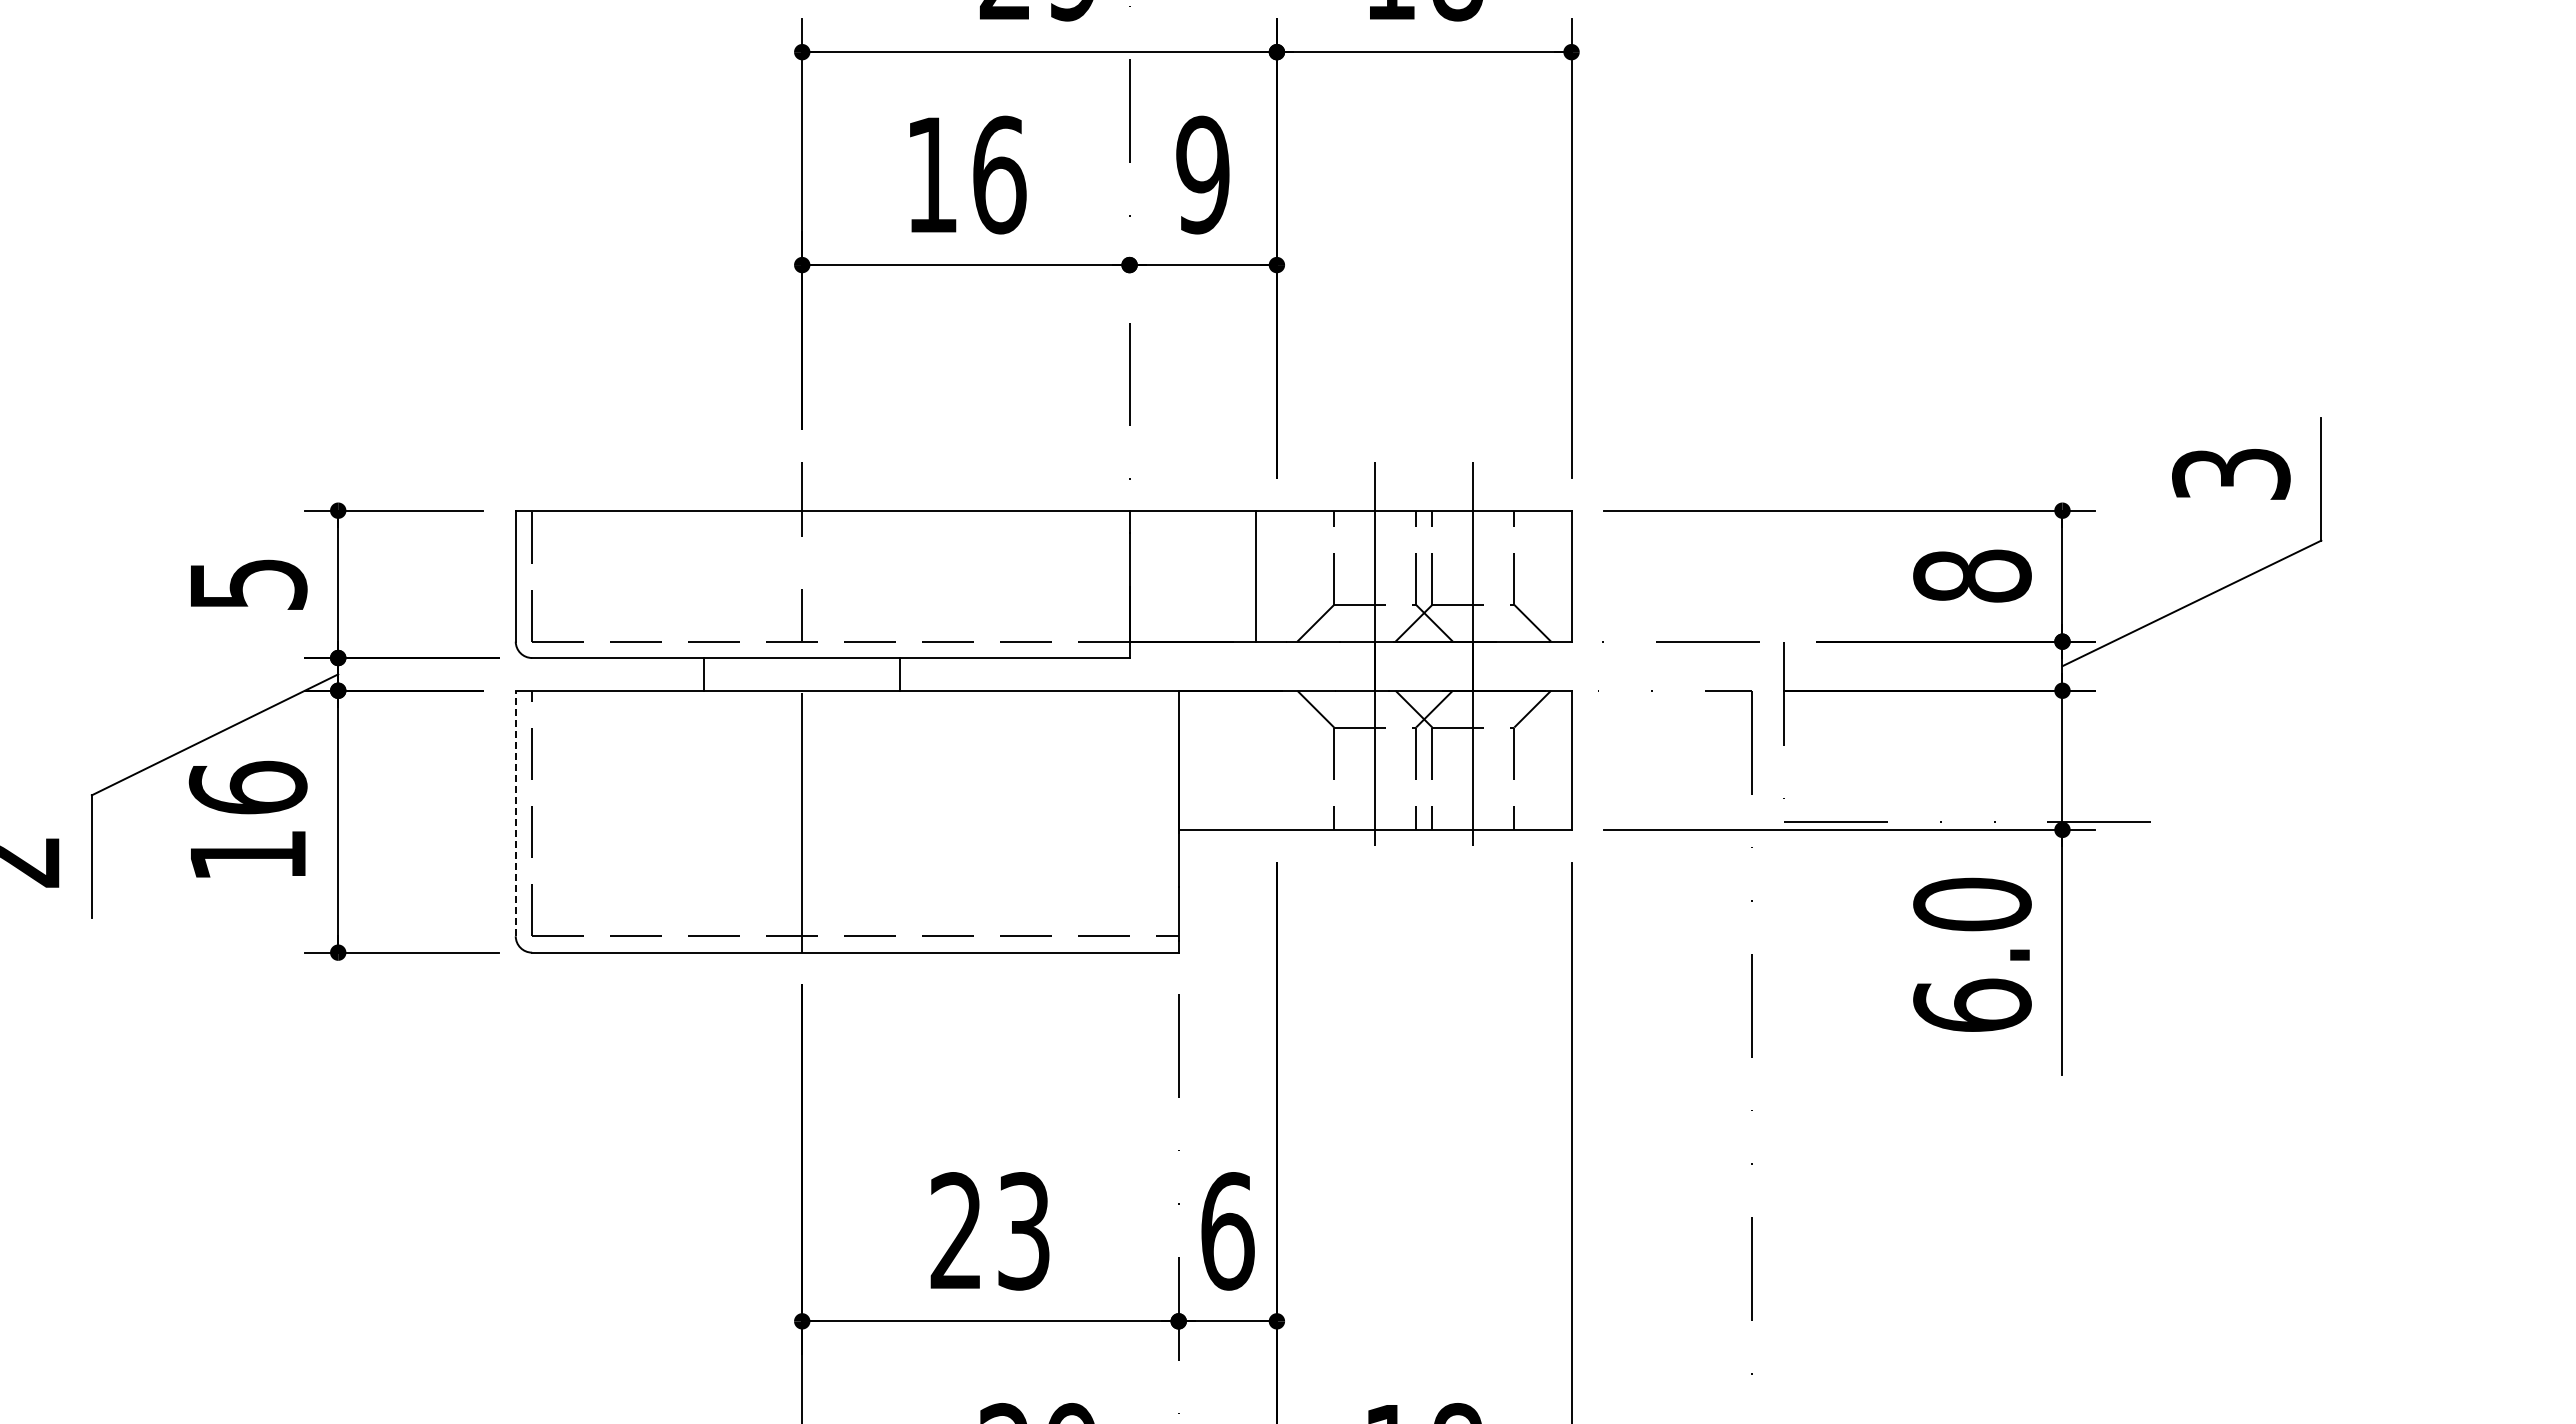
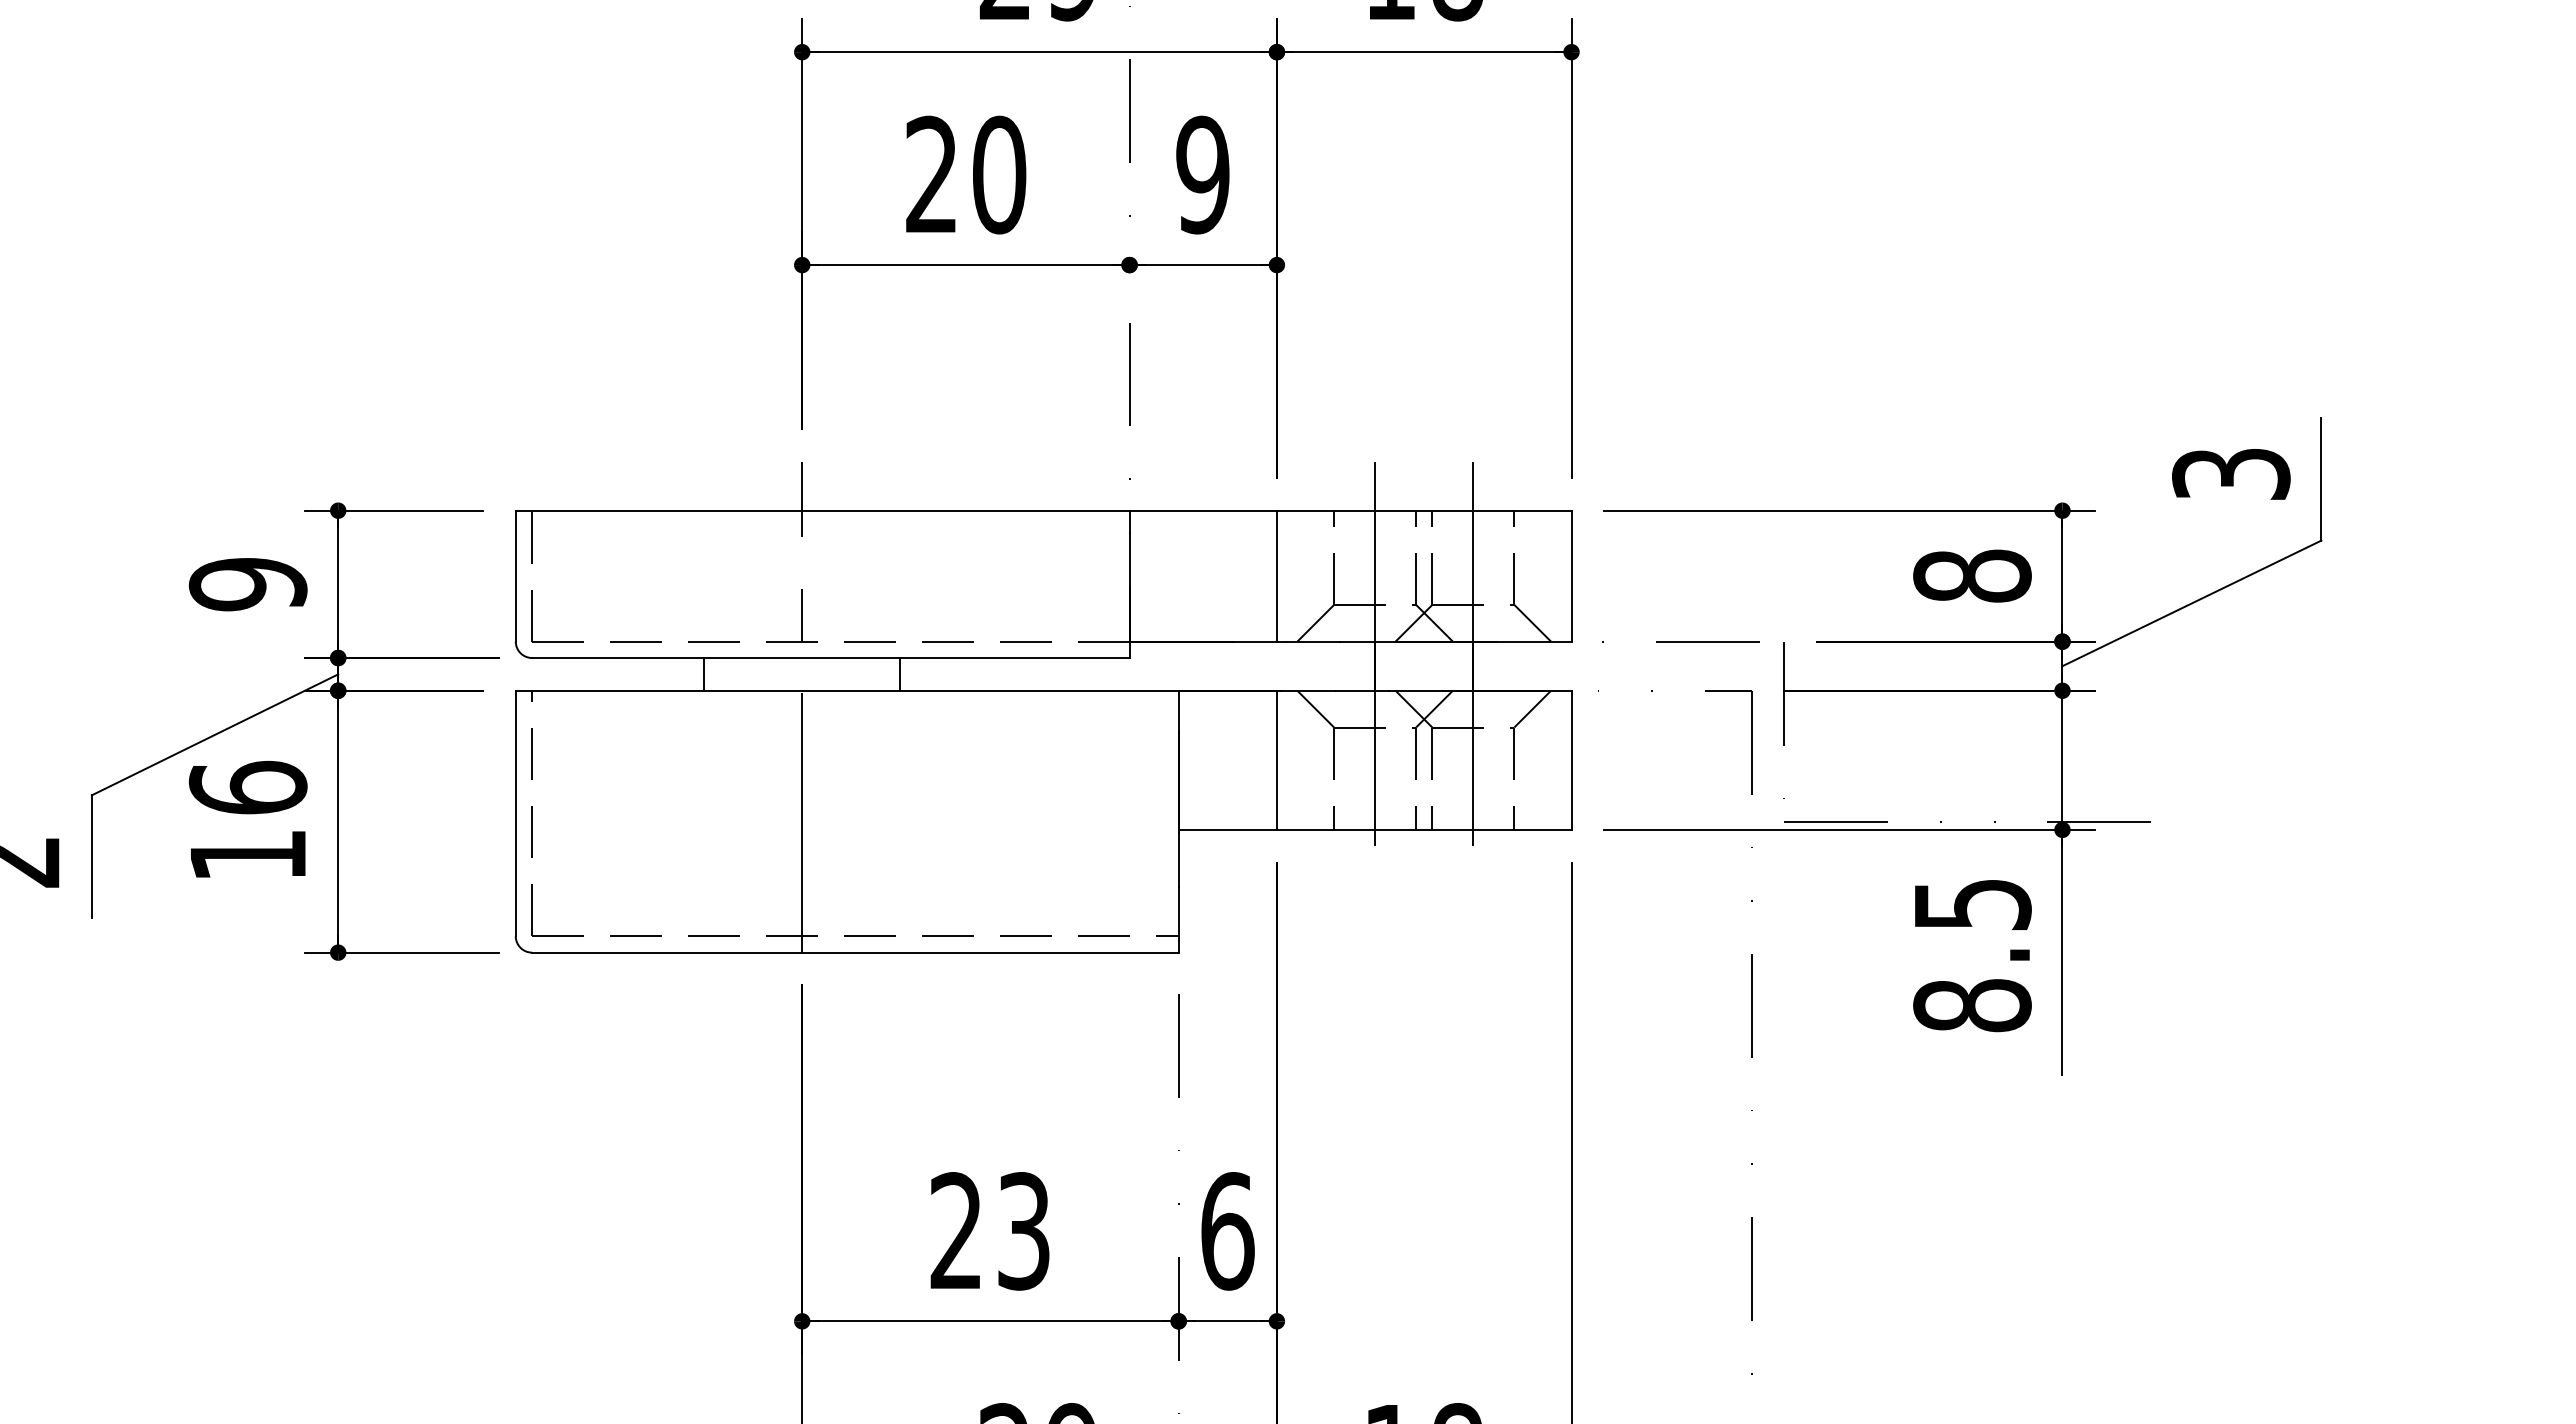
text: 16 -> 20 (966, 174)
line position: (1255, 575) -> (1276, 575) (1276, 575)
text: 5 -> 9 (247, 584)
line: none -> present (1276, 759)
line: dashed -> solid (515, 813)
text: 6.0 -> 8.5 (1972, 954)
